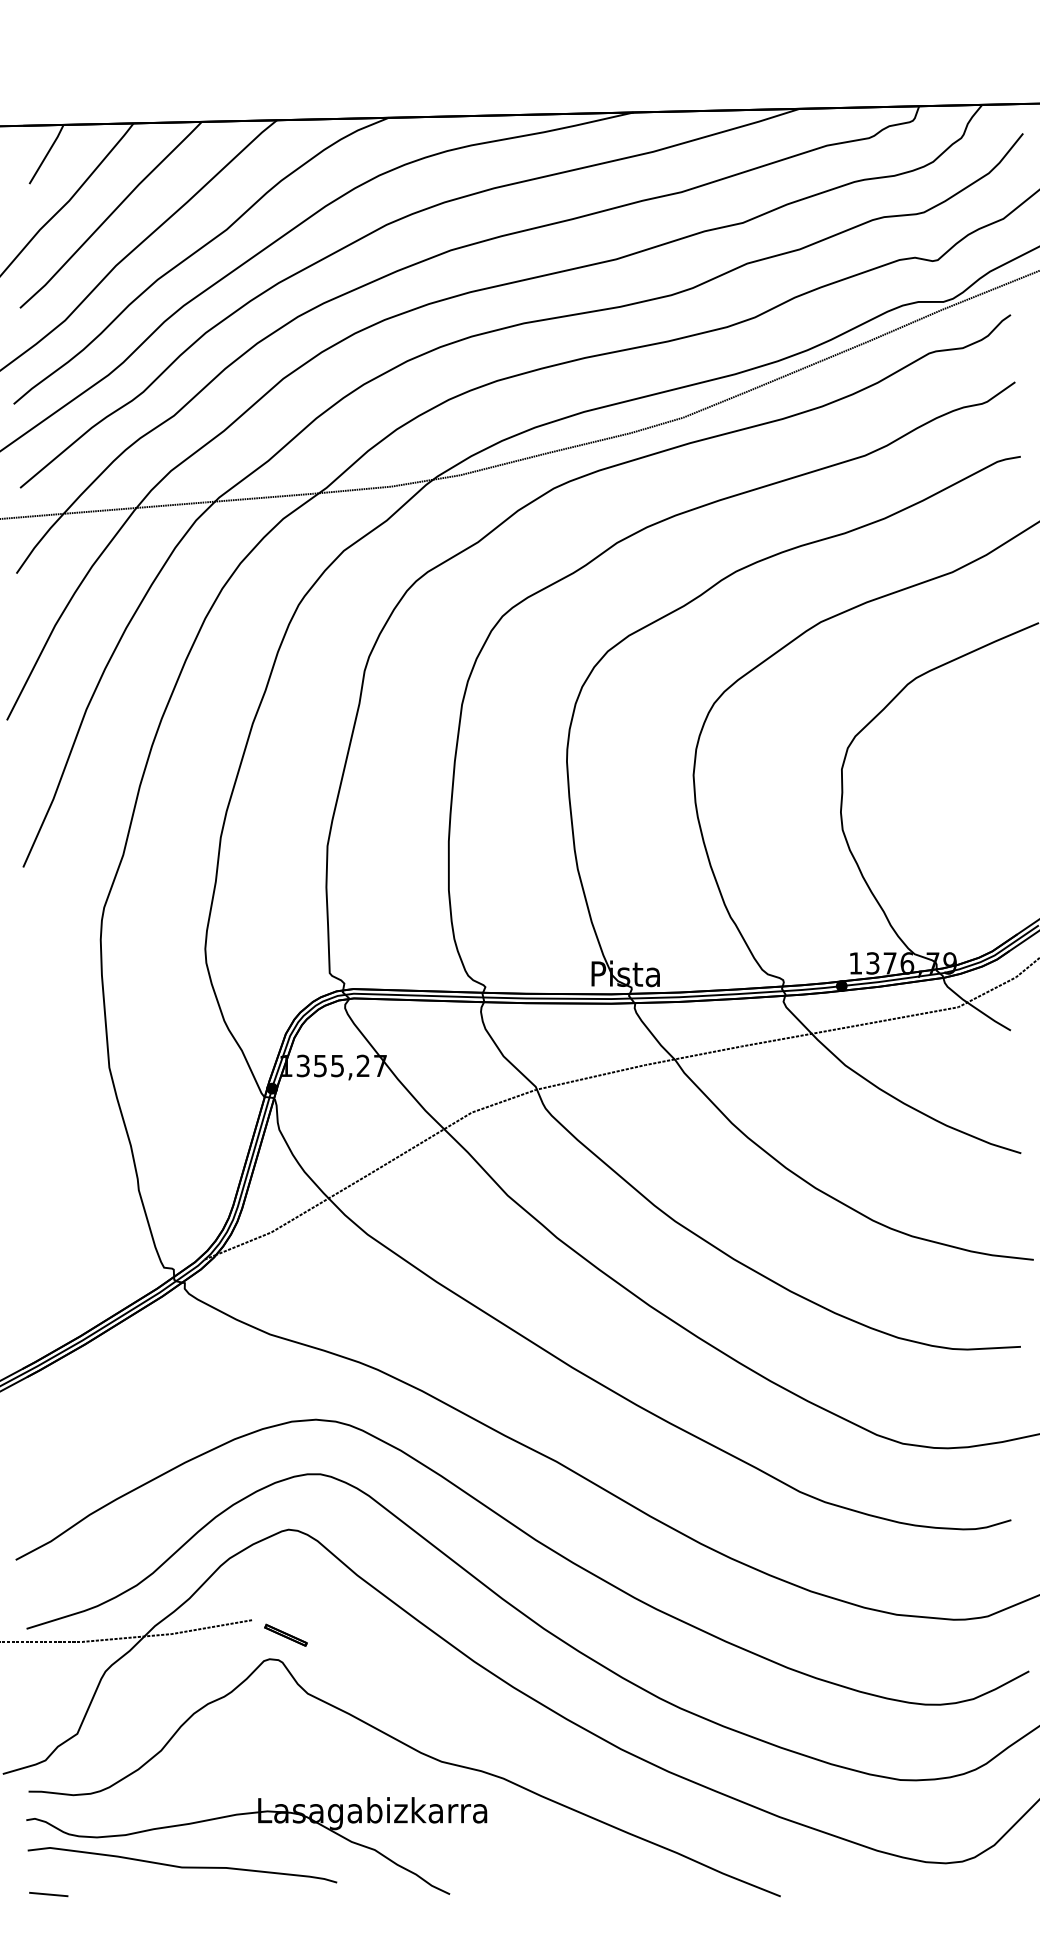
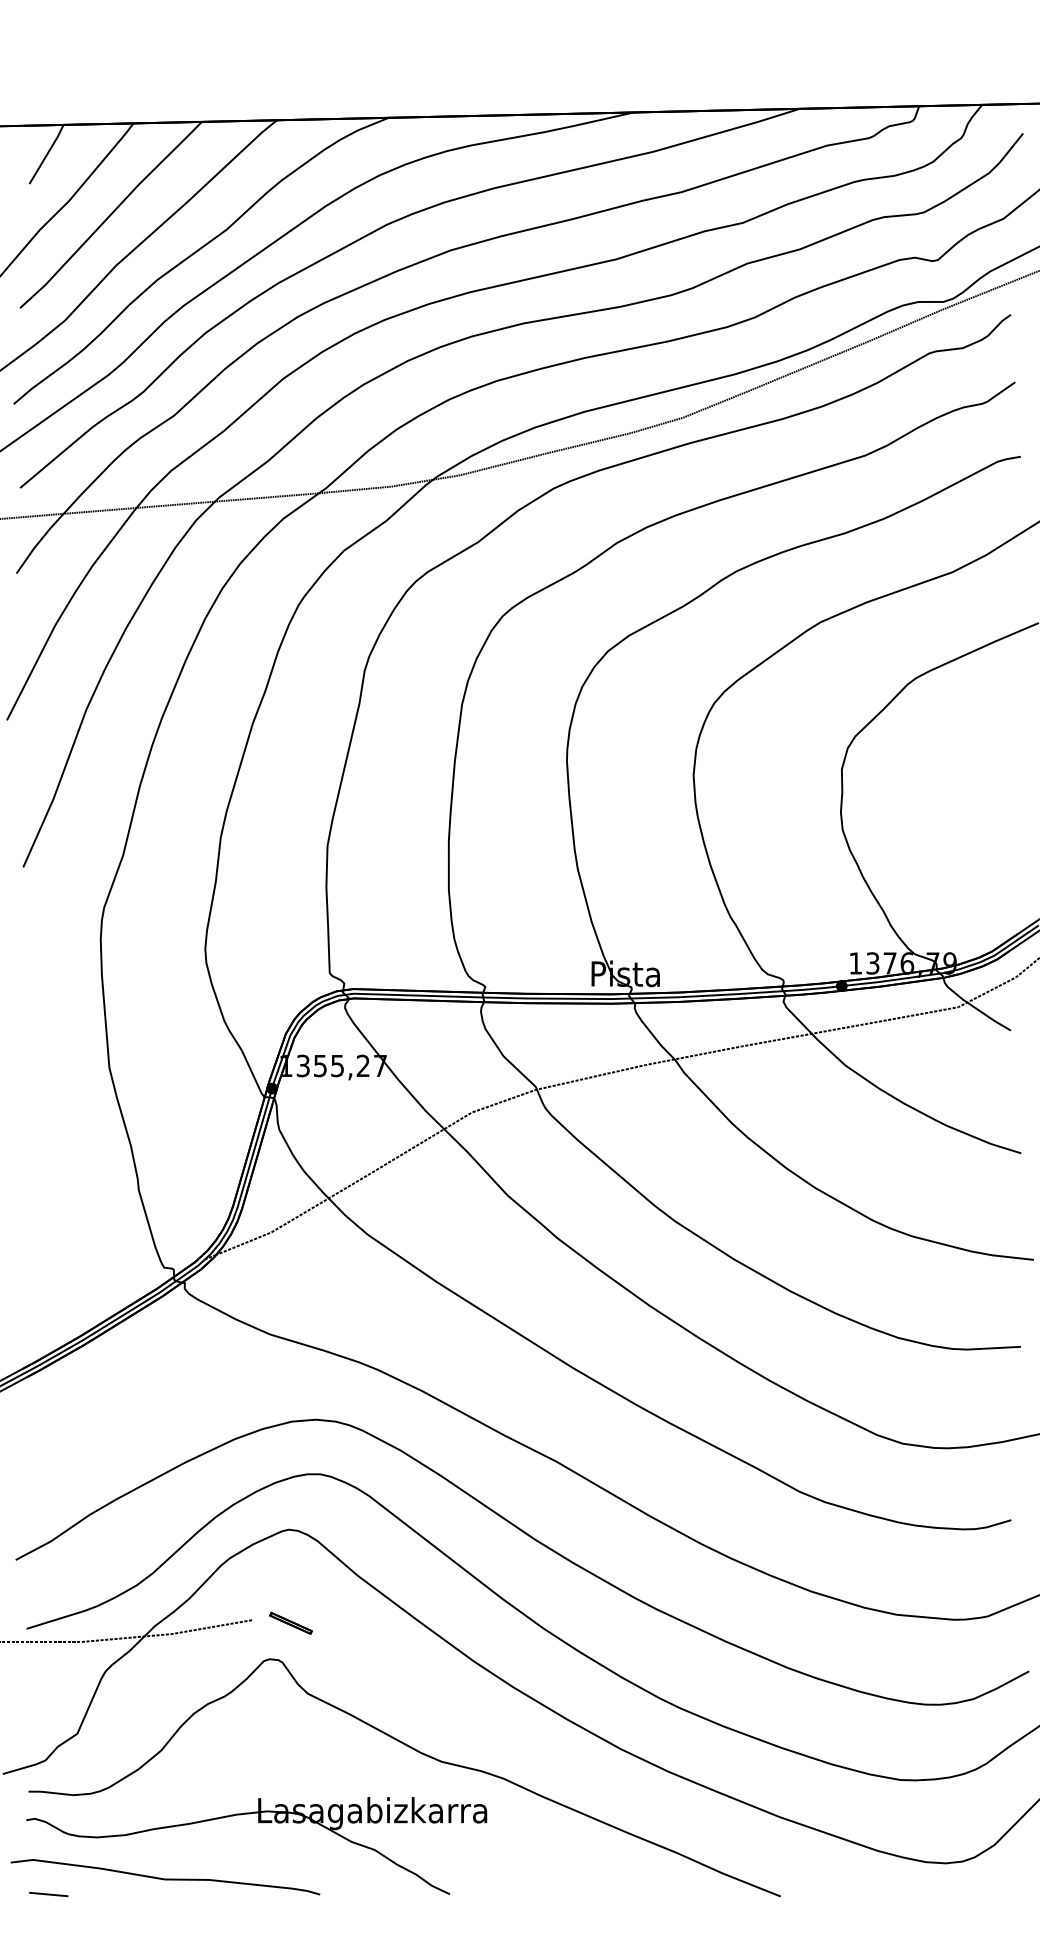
part position: (285, 1634) -> (290, 1622) (290, 1622)
curve position: (182, 1866) -> (165, 1878) (165, 1878)
